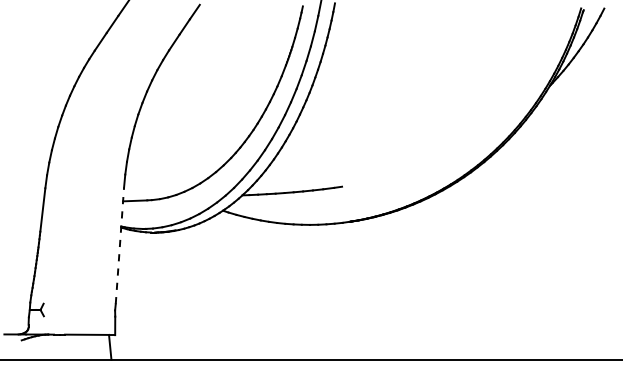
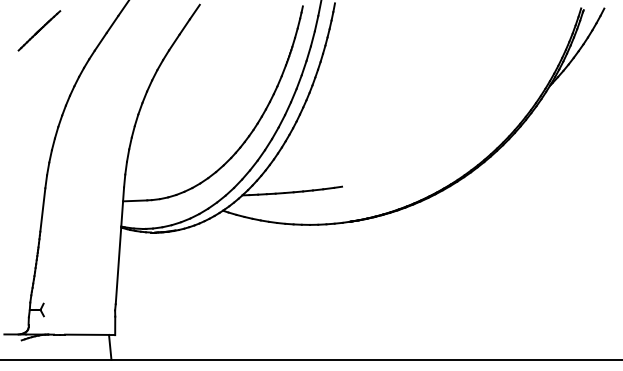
line: none -> present (39, 30)
line: dashed -> solid (119, 245)
